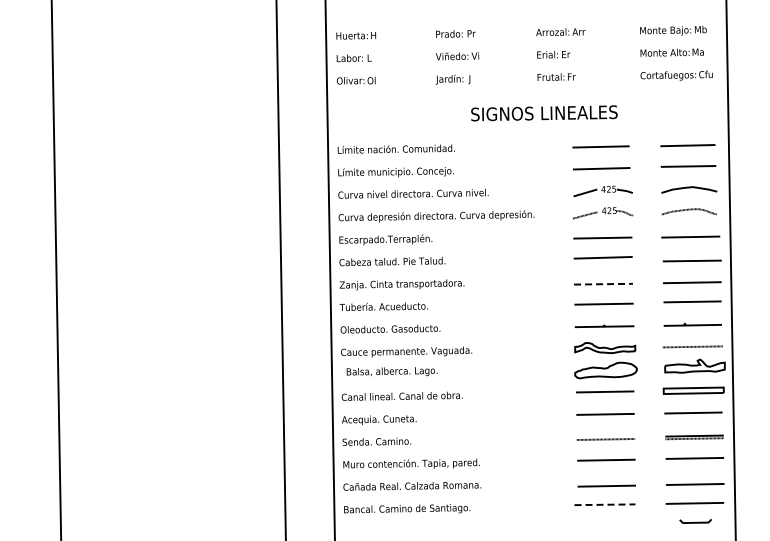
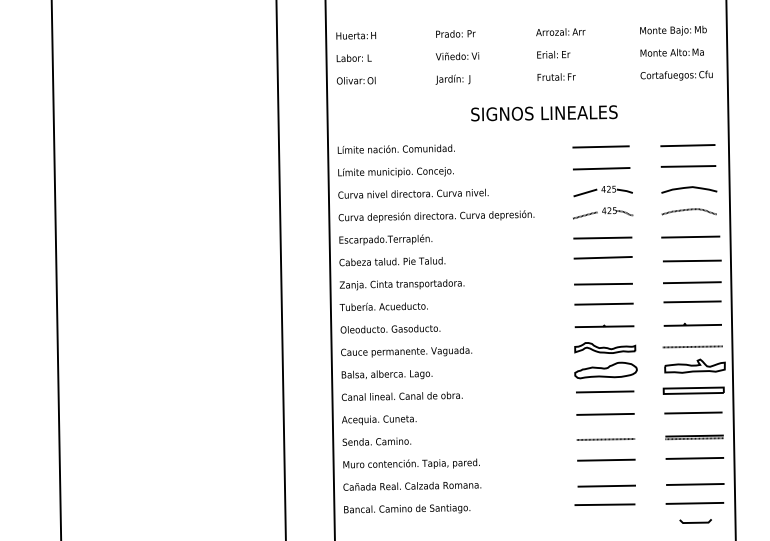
line: dashed -> solid (603, 284)
text position: (391, 371) -> (386, 374) (386, 374)
line: dashed -> solid (605, 504)
